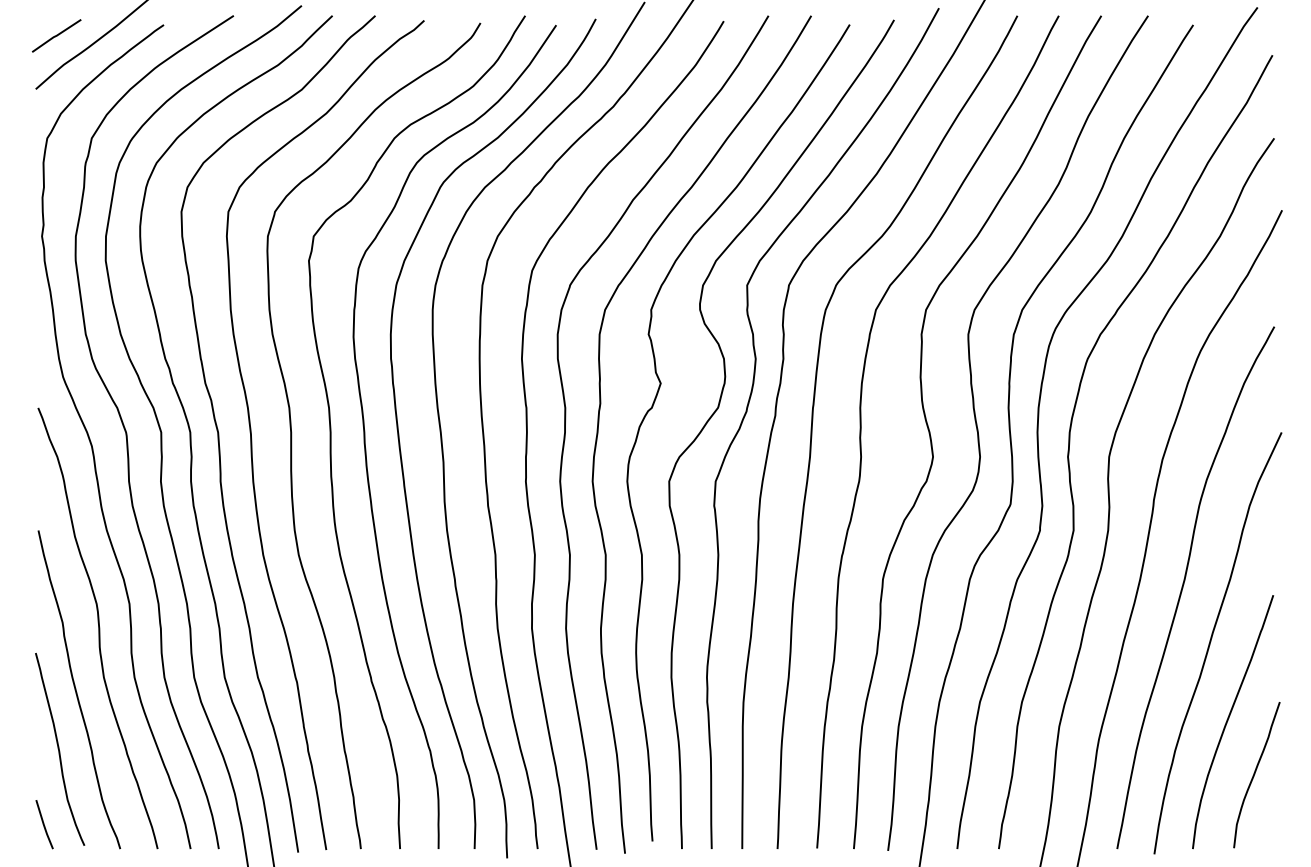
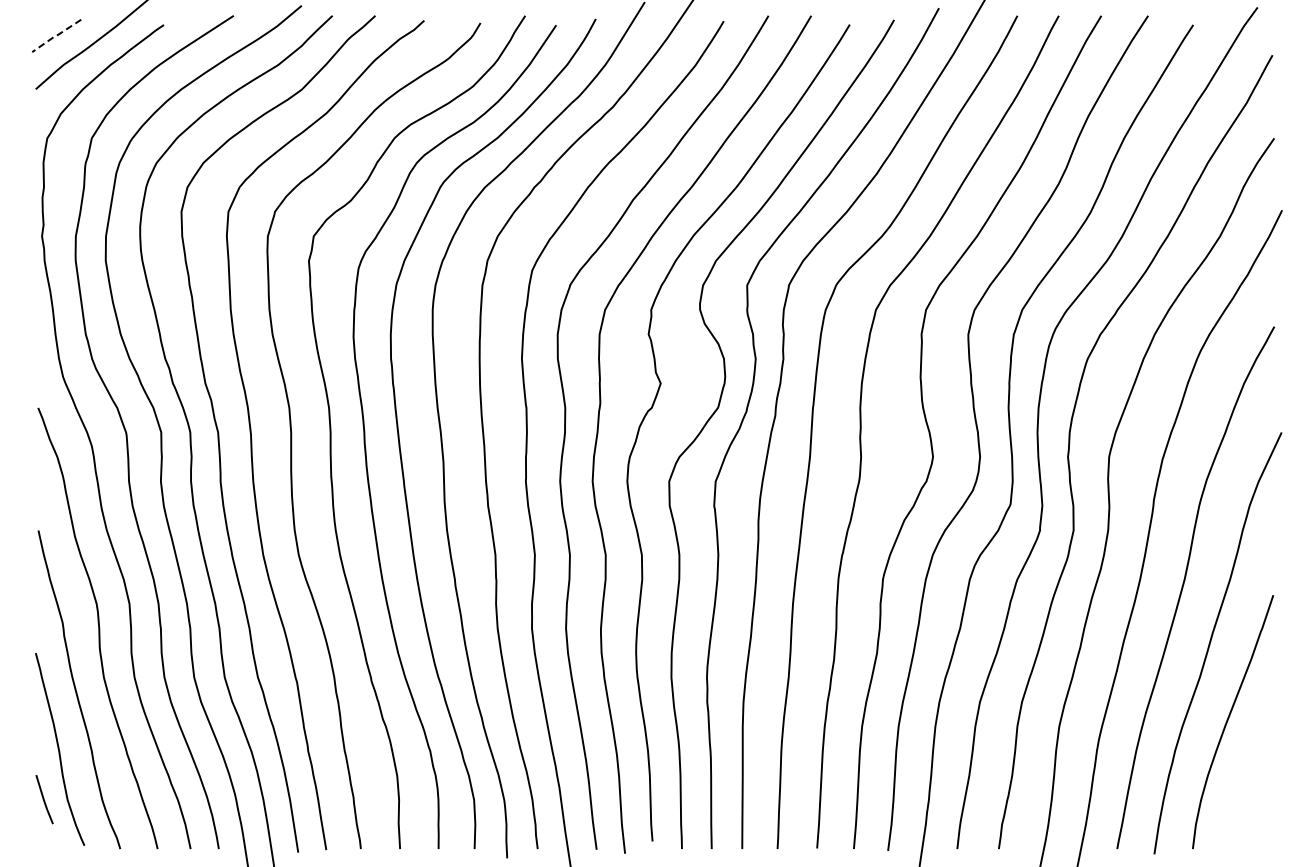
line: solid -> dashed (55, 36)
curve: present -> none (1255, 774)
line position: (44, 824) -> (44, 799) (44, 799)
